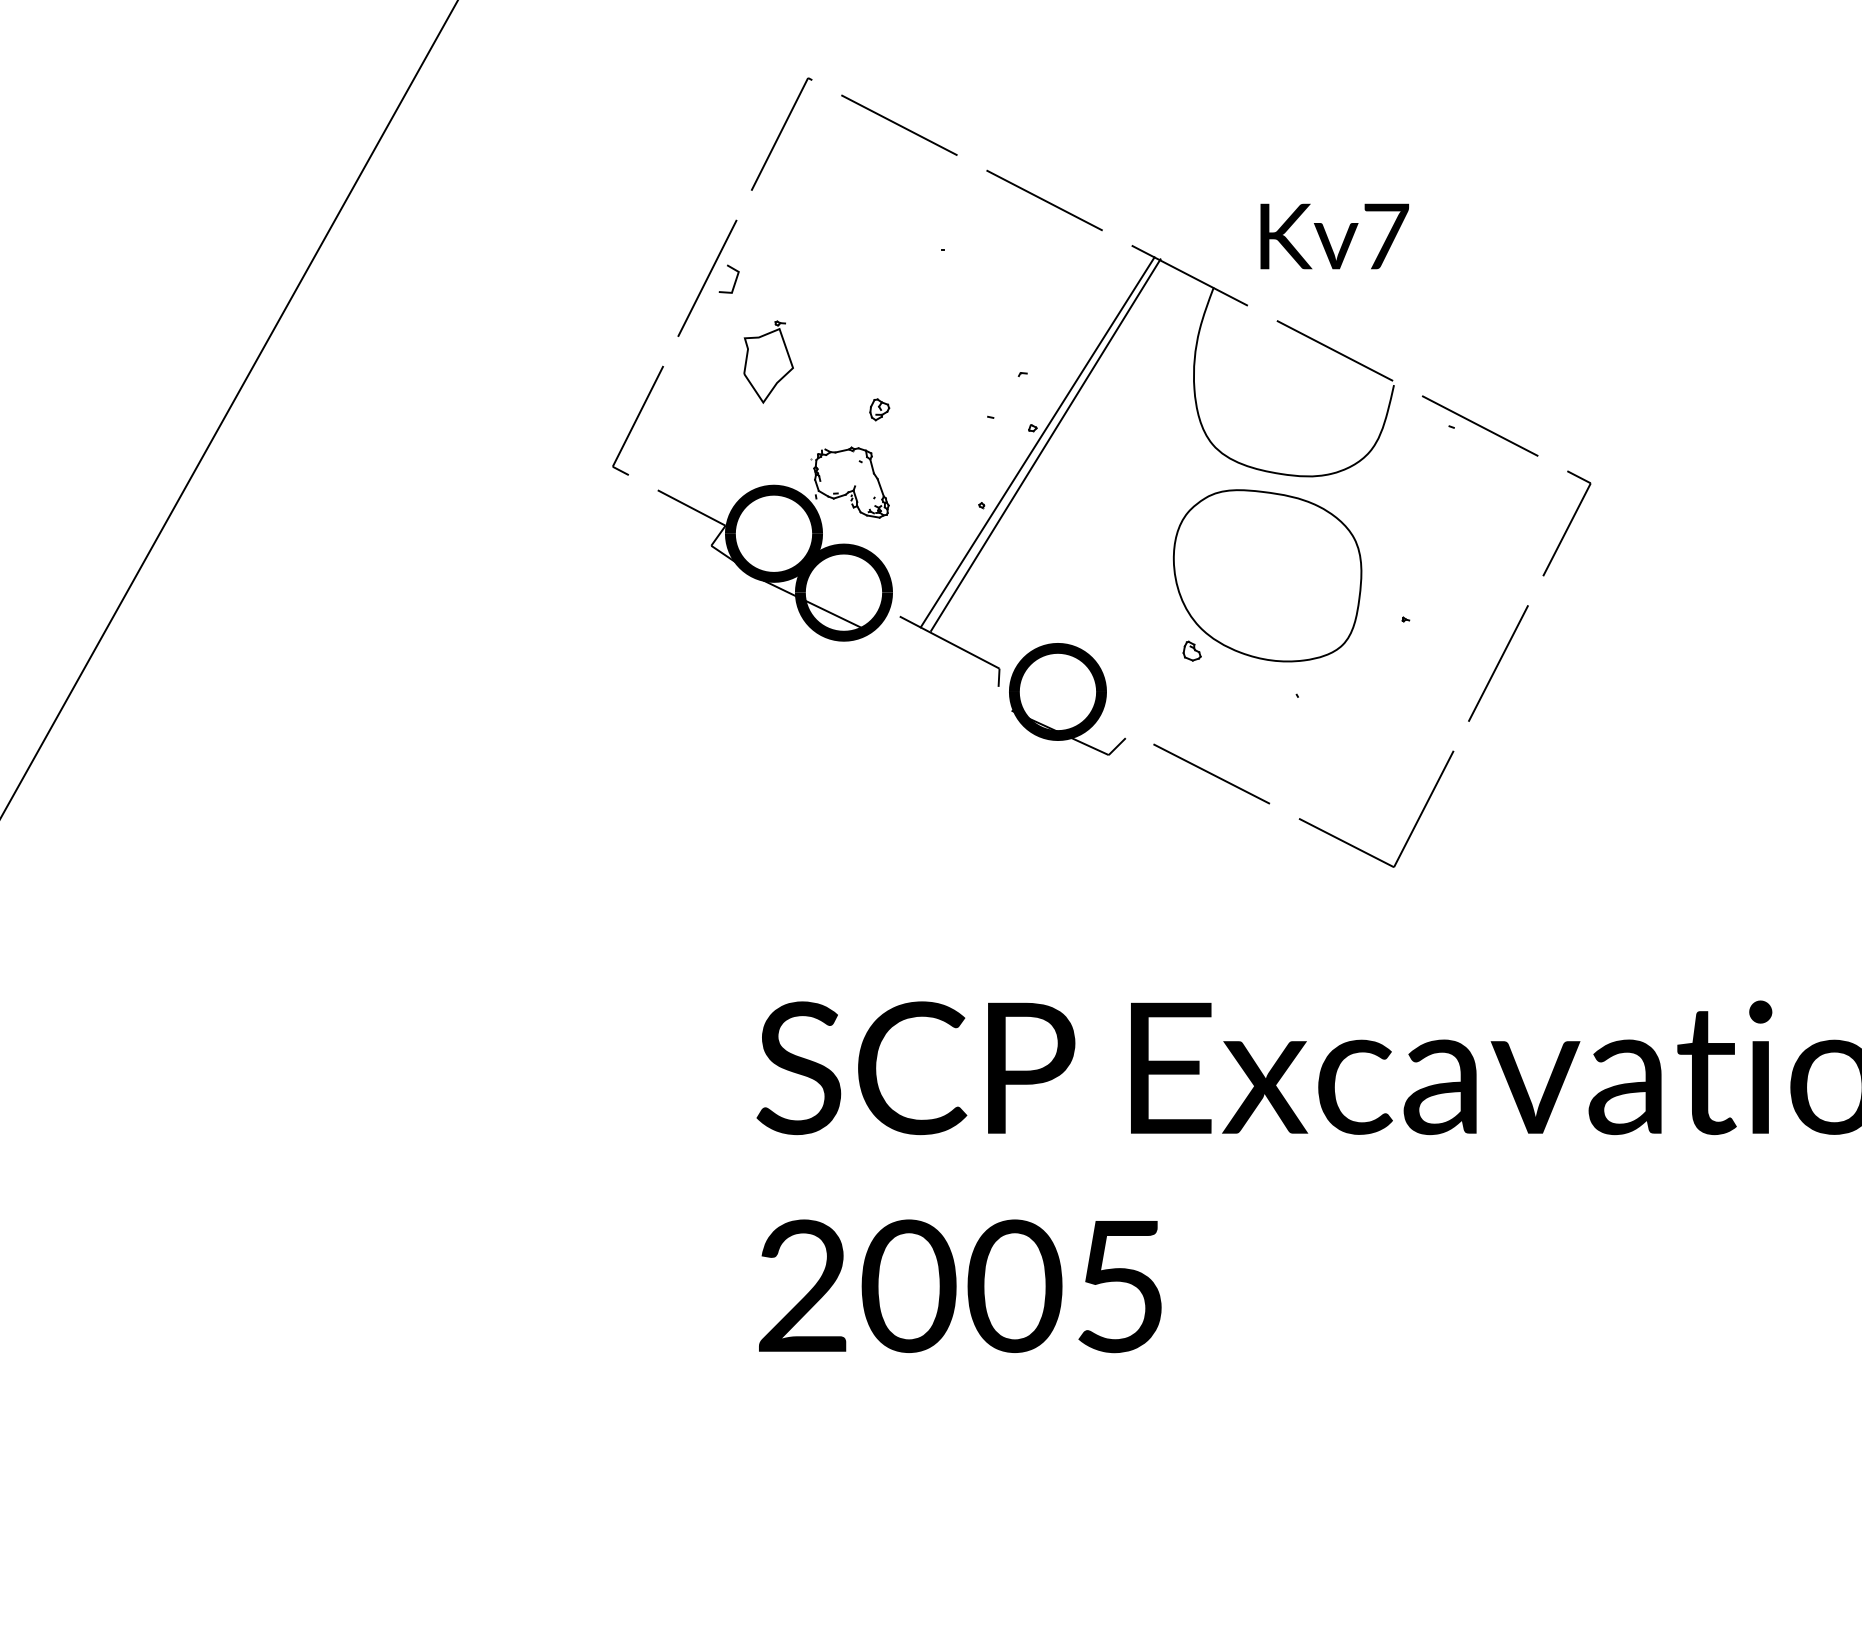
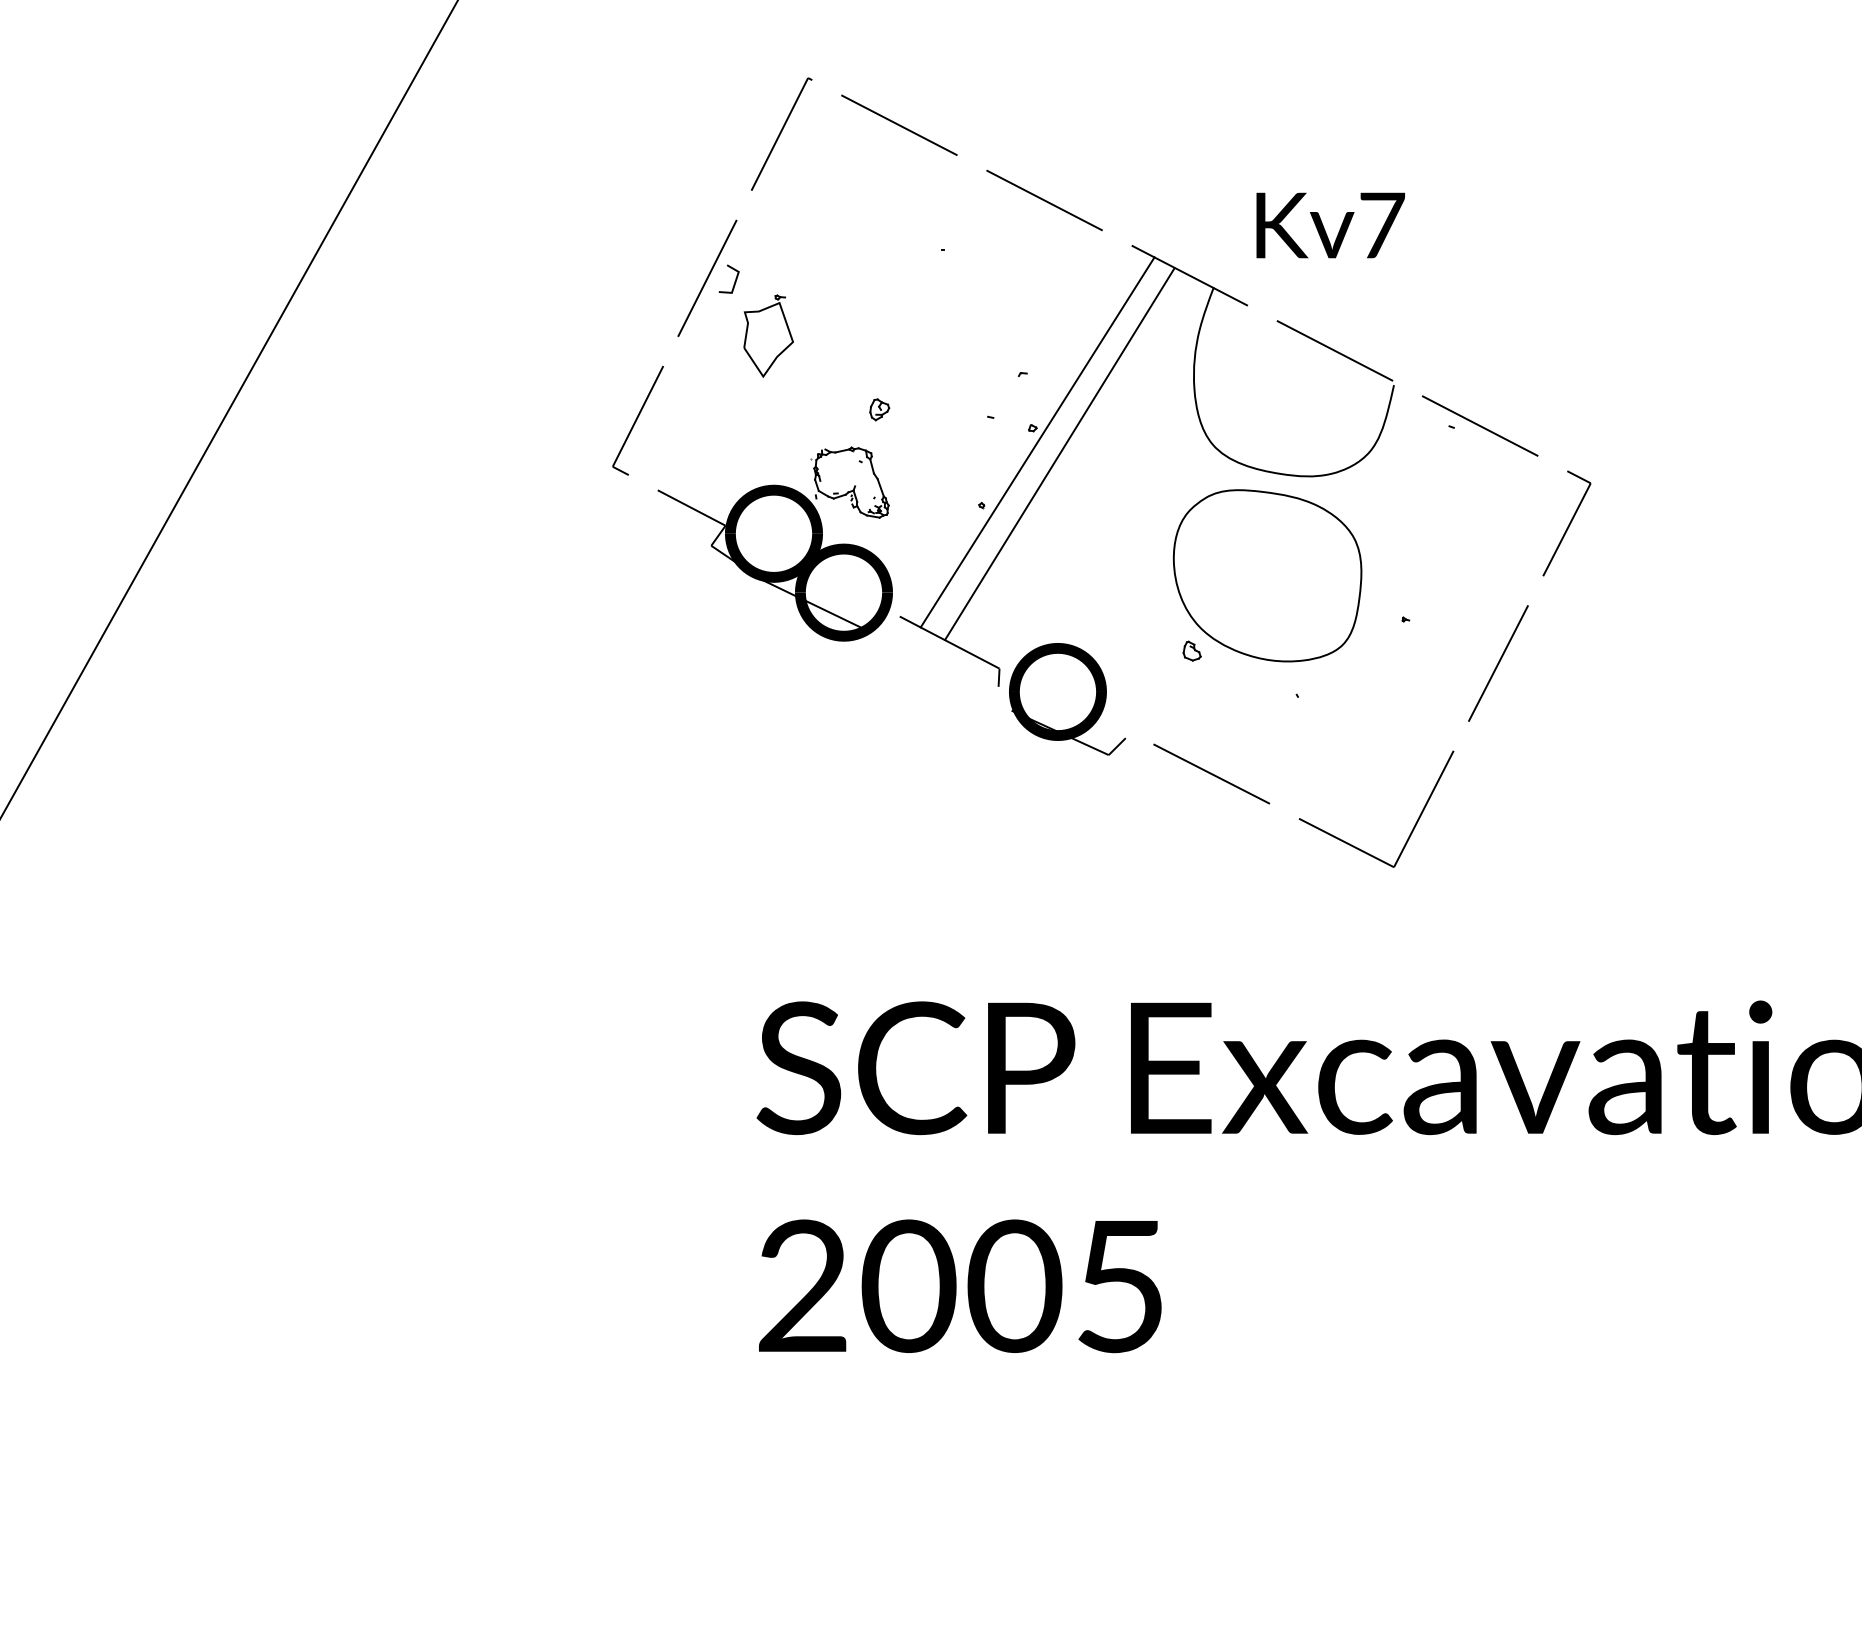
text position: (1334, 236) -> (1330, 225) (1330, 225)
part position: (768, 361) -> (768, 335) (768, 335)
line position: (1045, 444) -> (1059, 453) (1059, 453)
